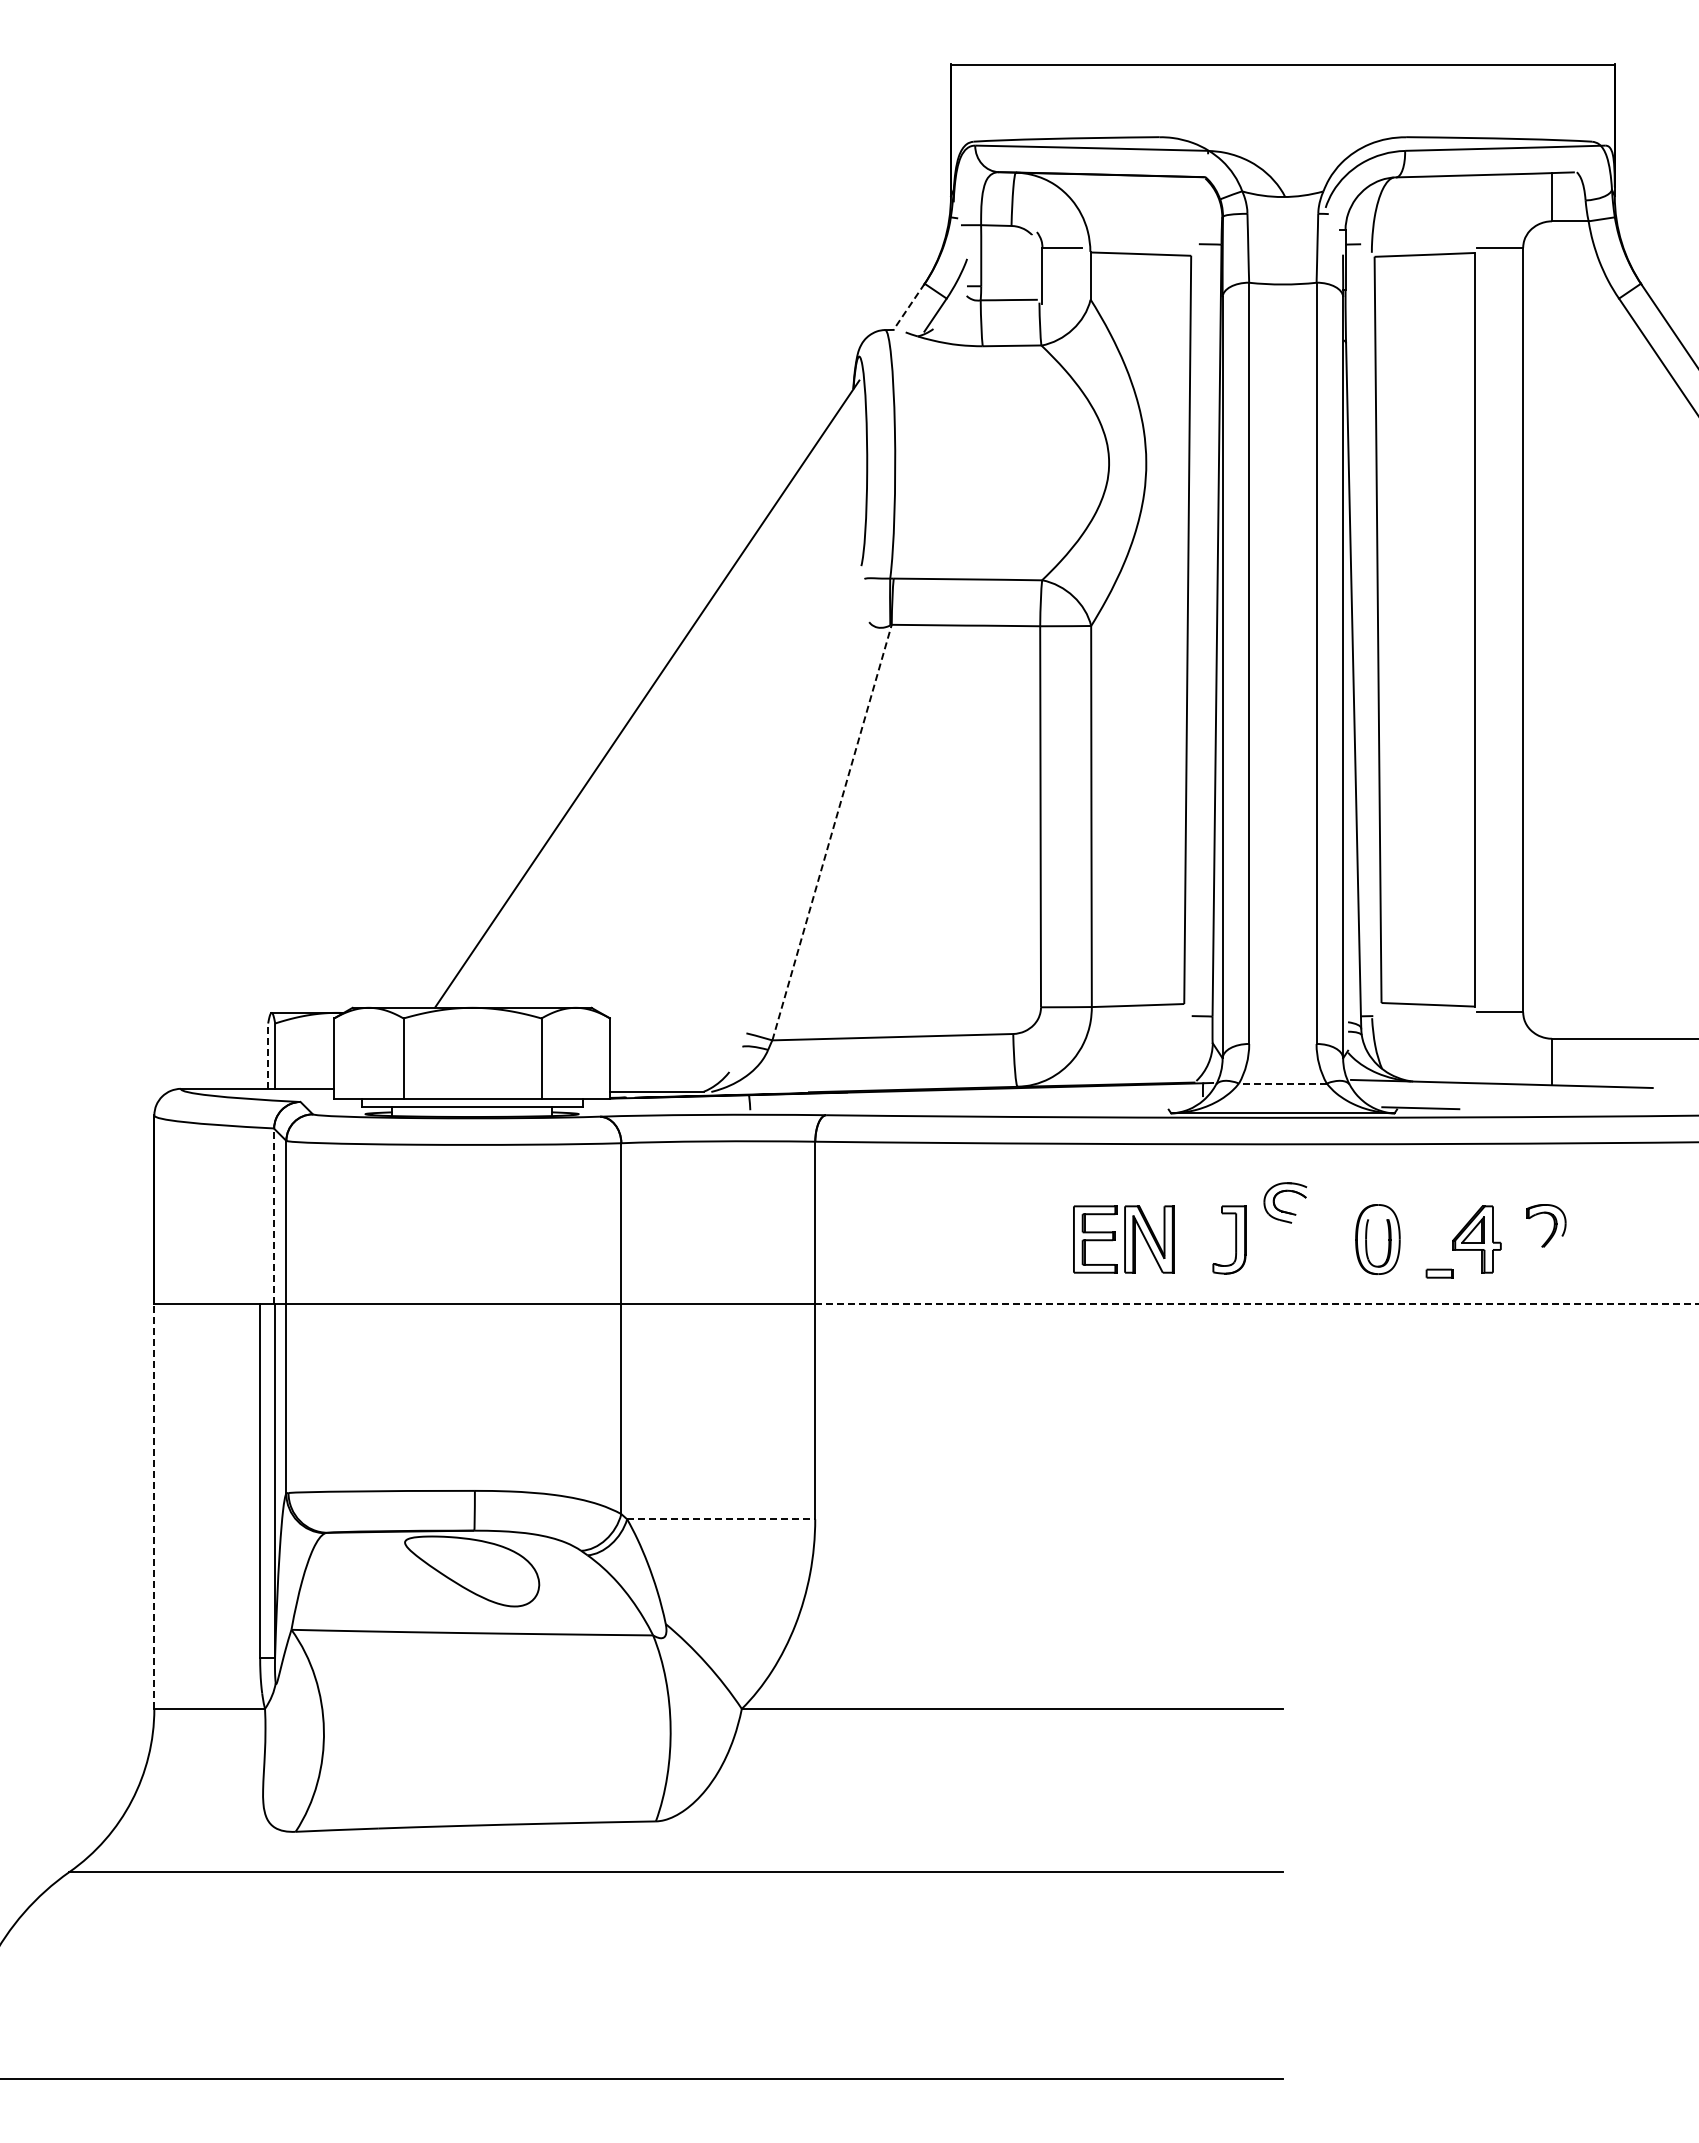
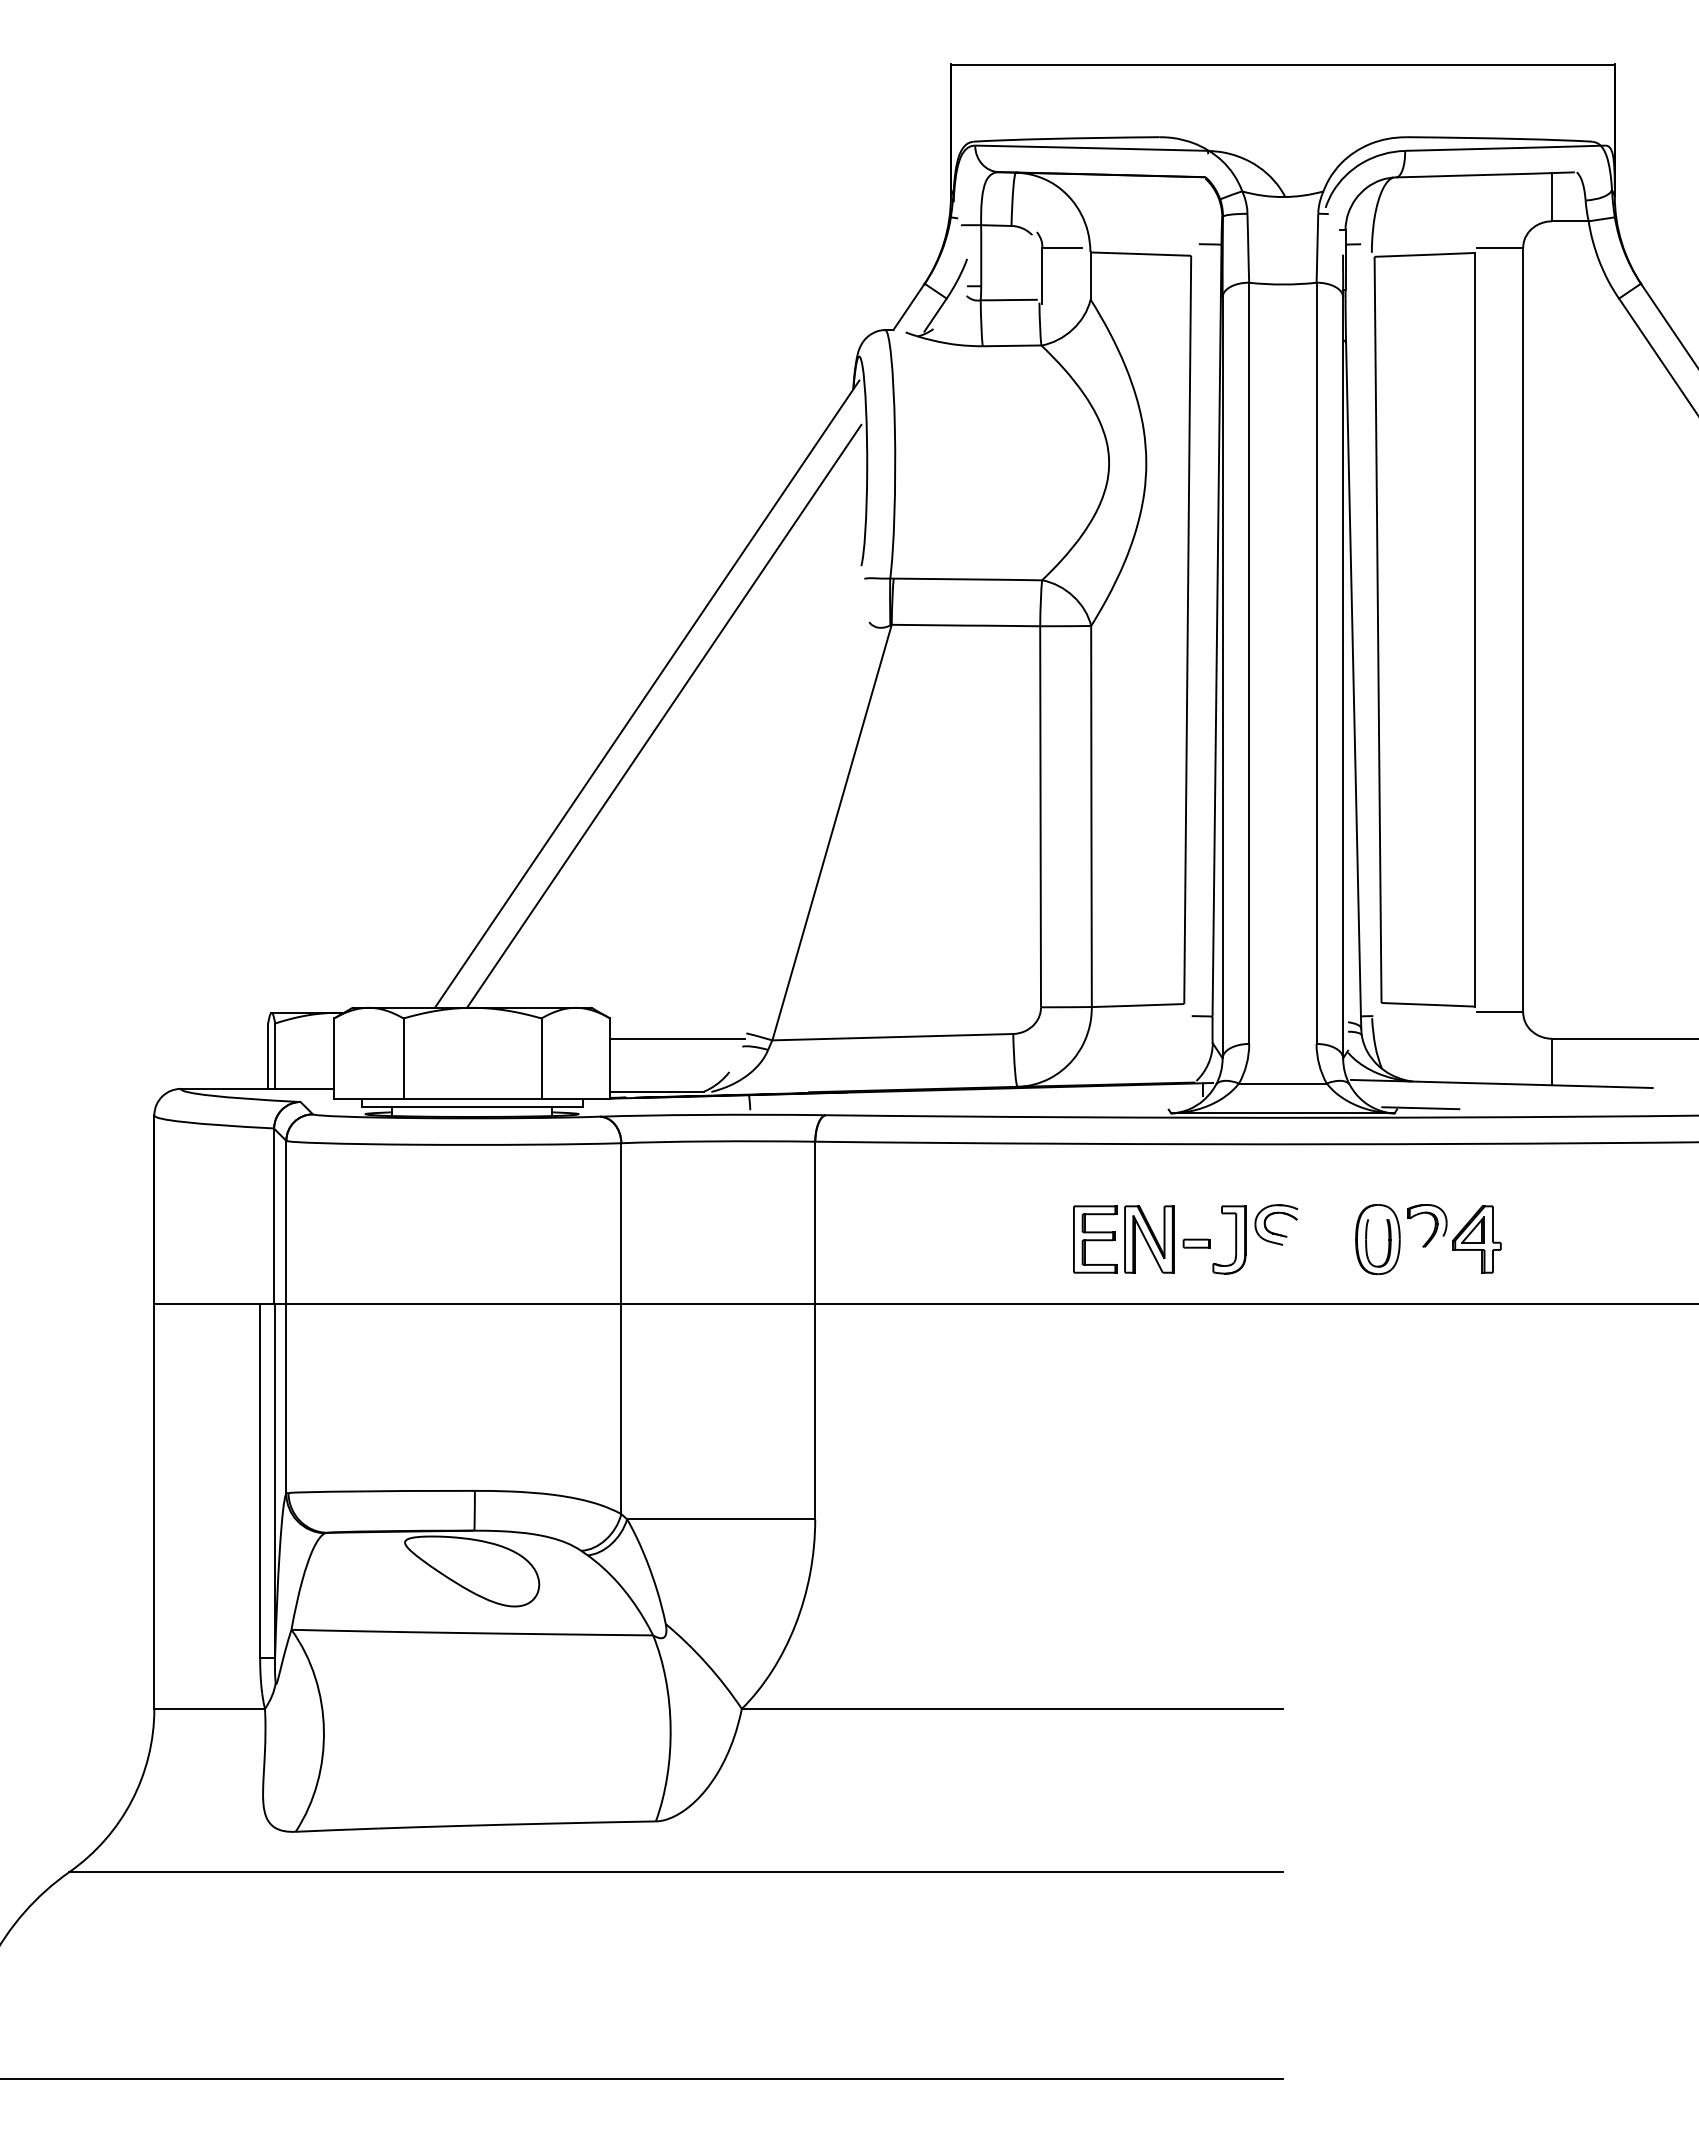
line: dashed -> solid (909, 306)
line: none -> present (664, 715)
line: dashed -> solid (832, 832)
line: none -> present (677, 1038)
line: dashed -> solid (268, 1056)
line: dashed -> solid (1282, 1083)
part position: (1283, 1210) -> (1274, 1232) (1274, 1232)
line: dashed -> solid (274, 1216)
part position: (1553, 1225) -> (1434, 1225) (1434, 1225)
part position: (1439, 1273) -> (1196, 1243) (1196, 1243)
line: dashed -> solid (1256, 1304)
line: dashed -> solid (154, 1506)
line: dashed -> solid (721, 1519)
